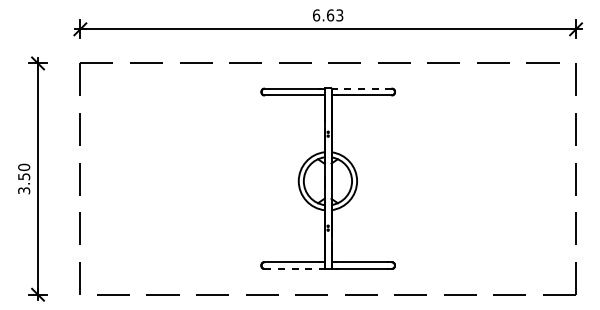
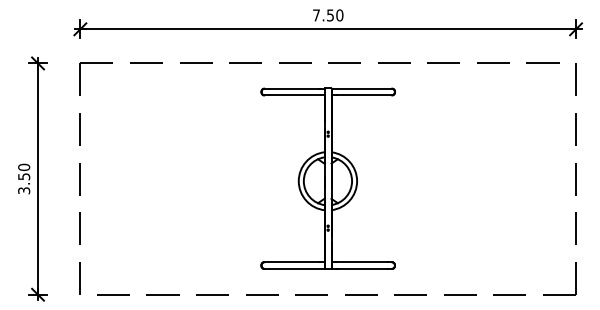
text: 6.63 -> 7.50 (328, 15)
line: dashed -> solid (361, 88)
line: dashed -> solid (295, 268)
